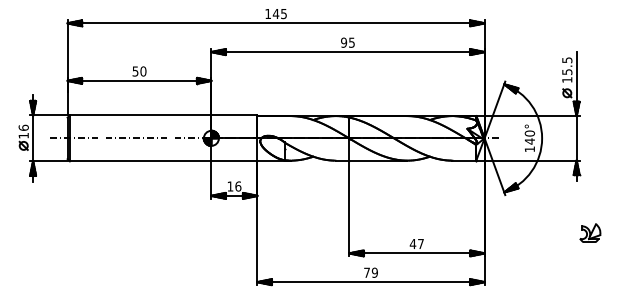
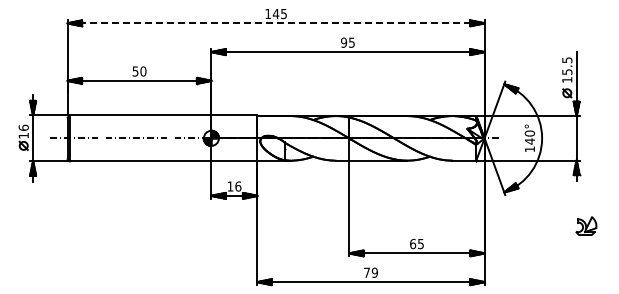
line: solid -> dashed (276, 23)
part position: (590, 232) -> (586, 225) (586, 225)
text: 47 -> 65 (416, 243)
